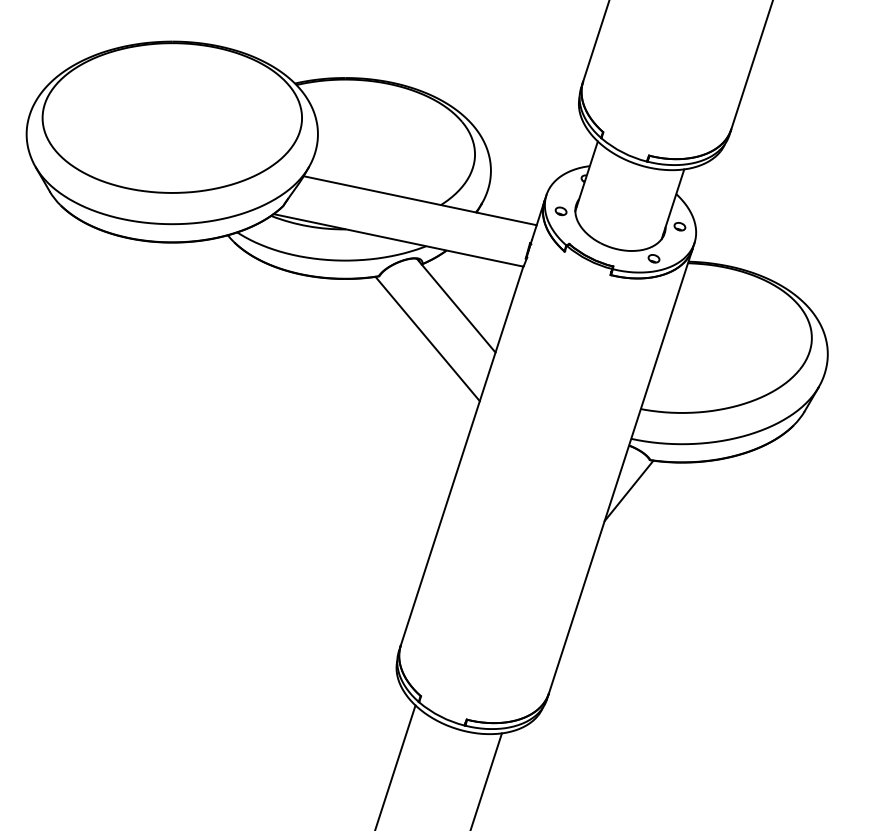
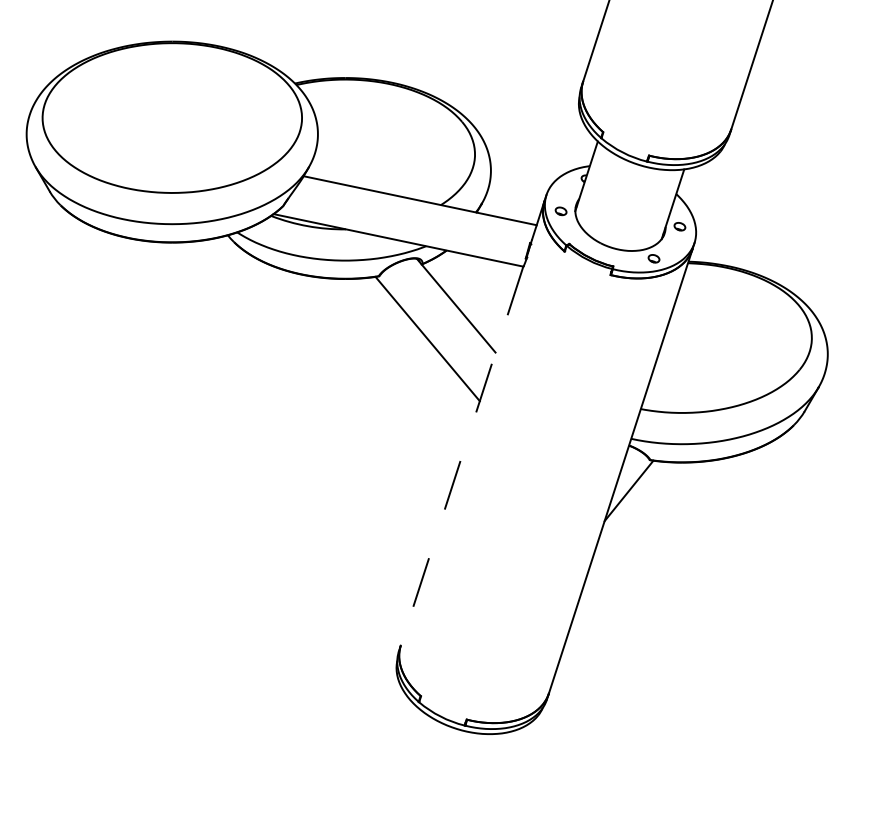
line: solid -> dashed (461, 456)
line: present -> none (395, 766)
line: present -> none (486, 780)
